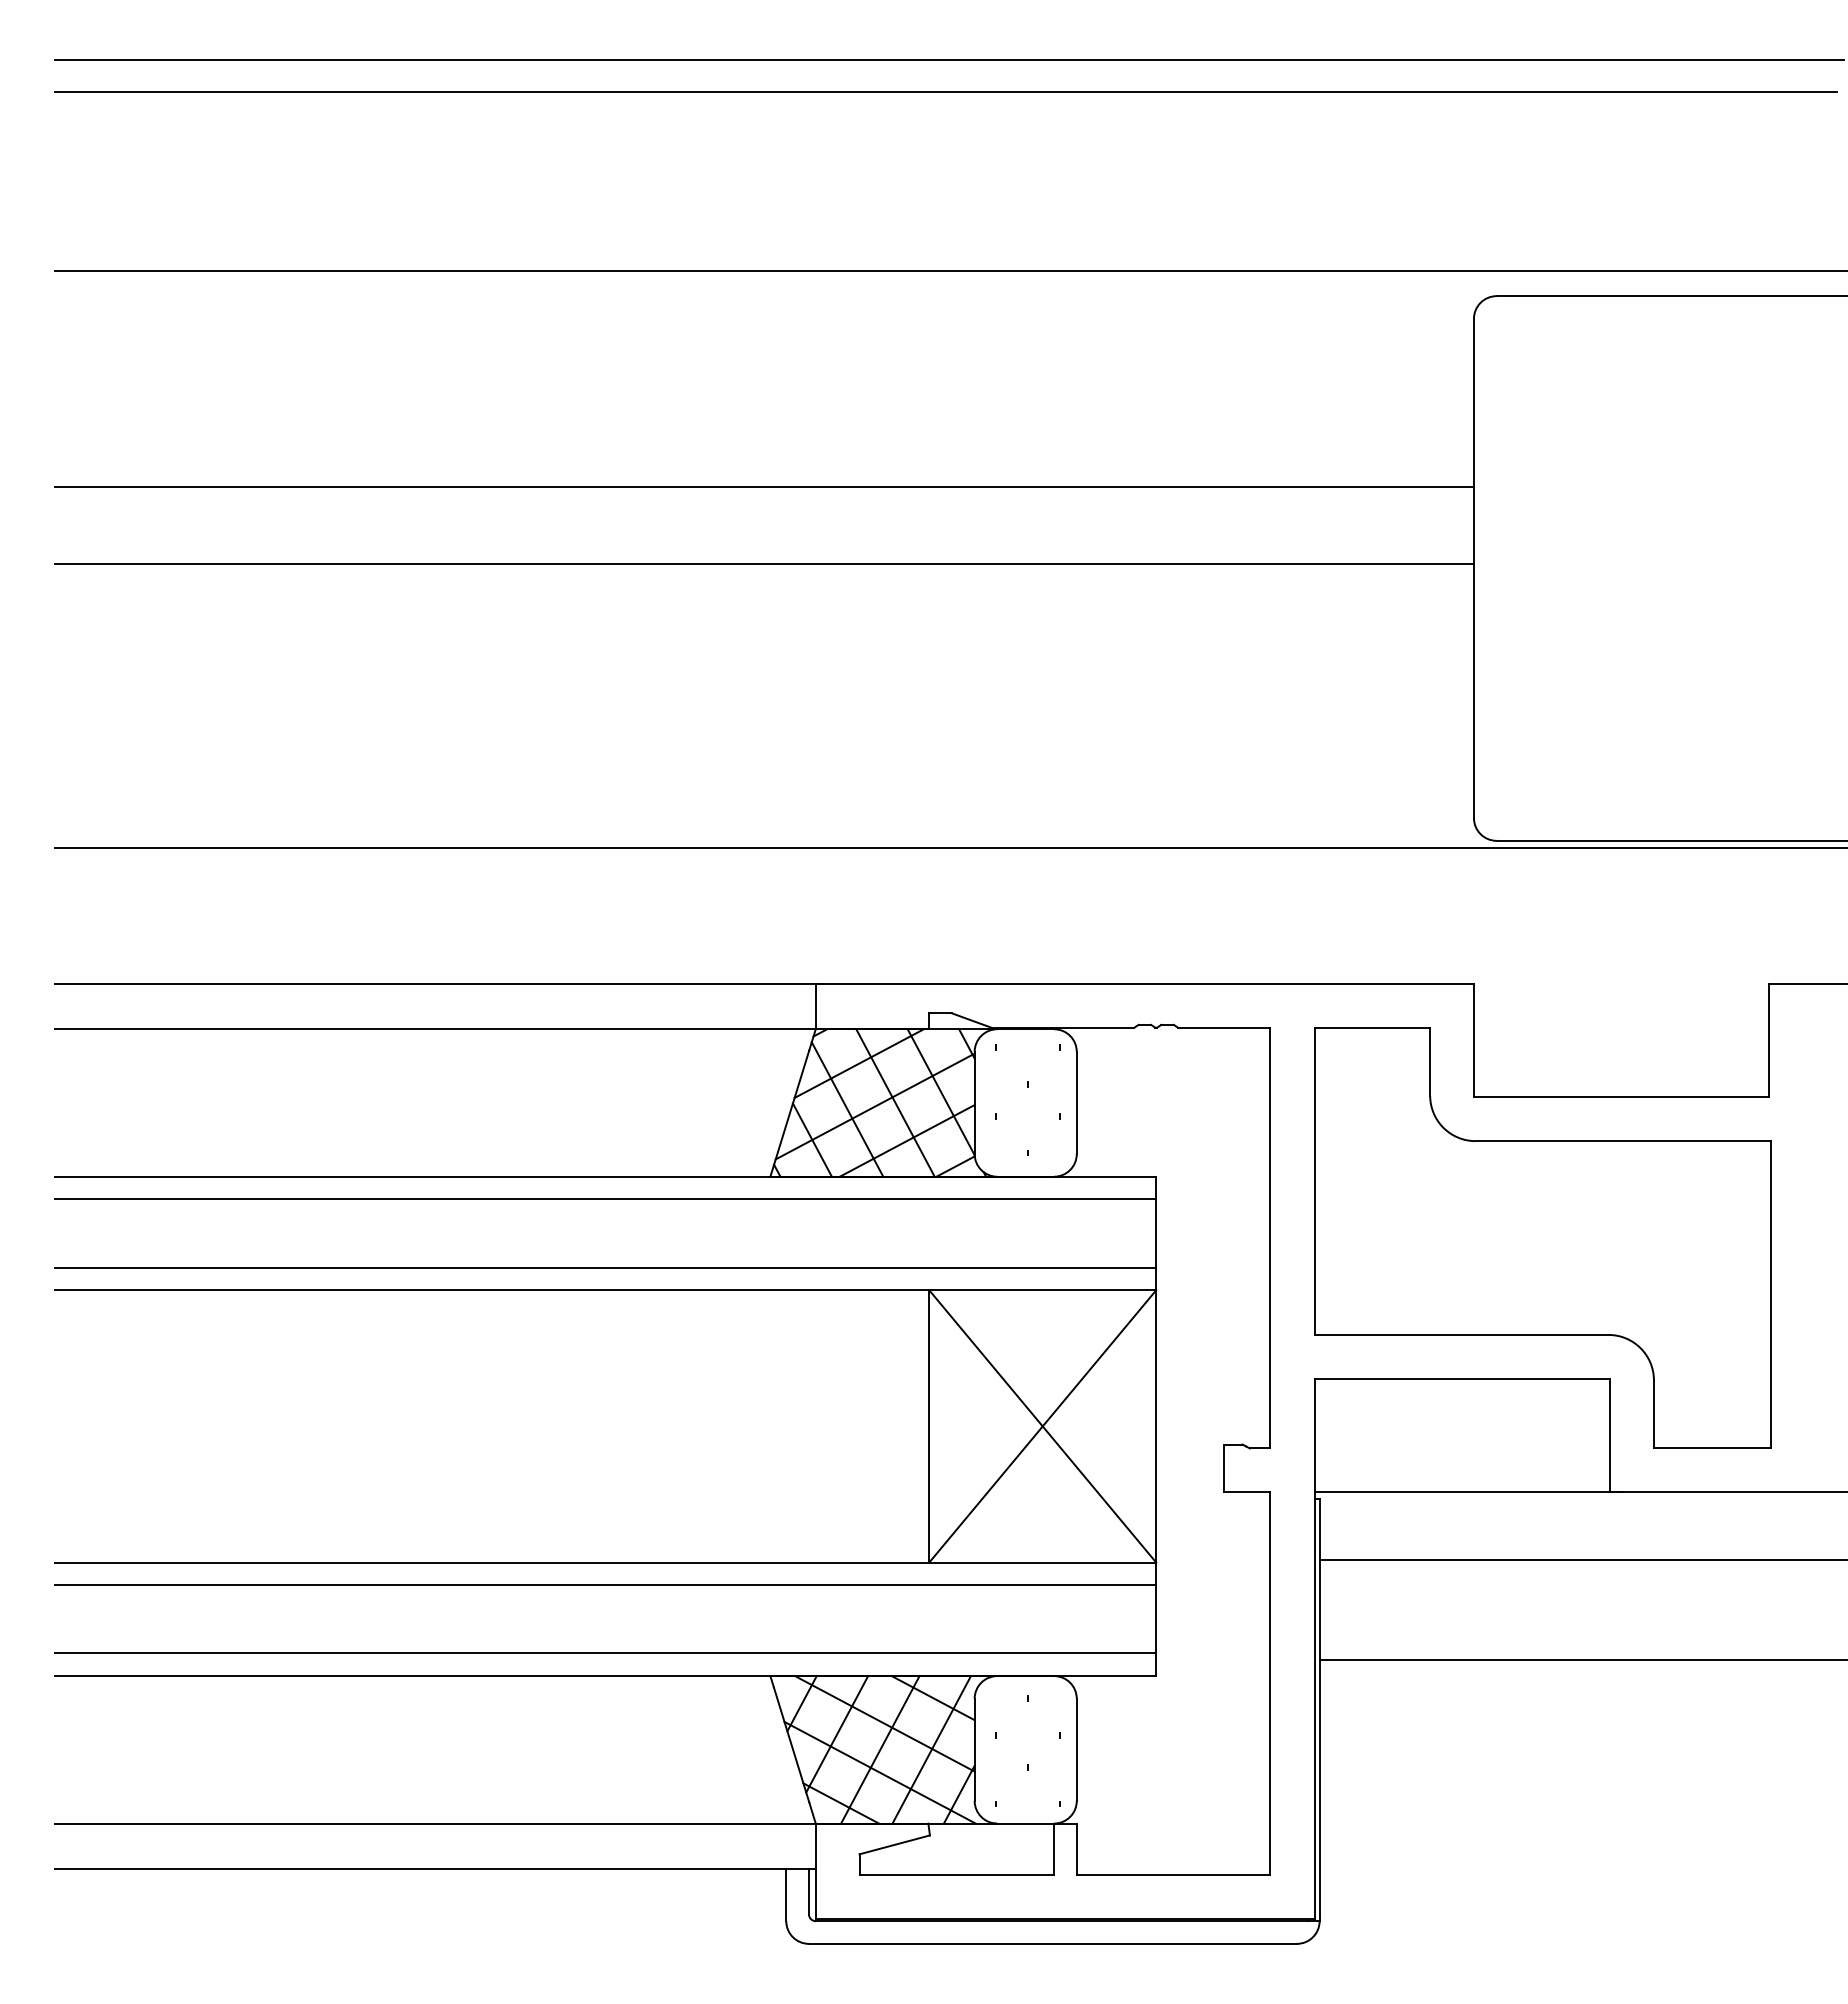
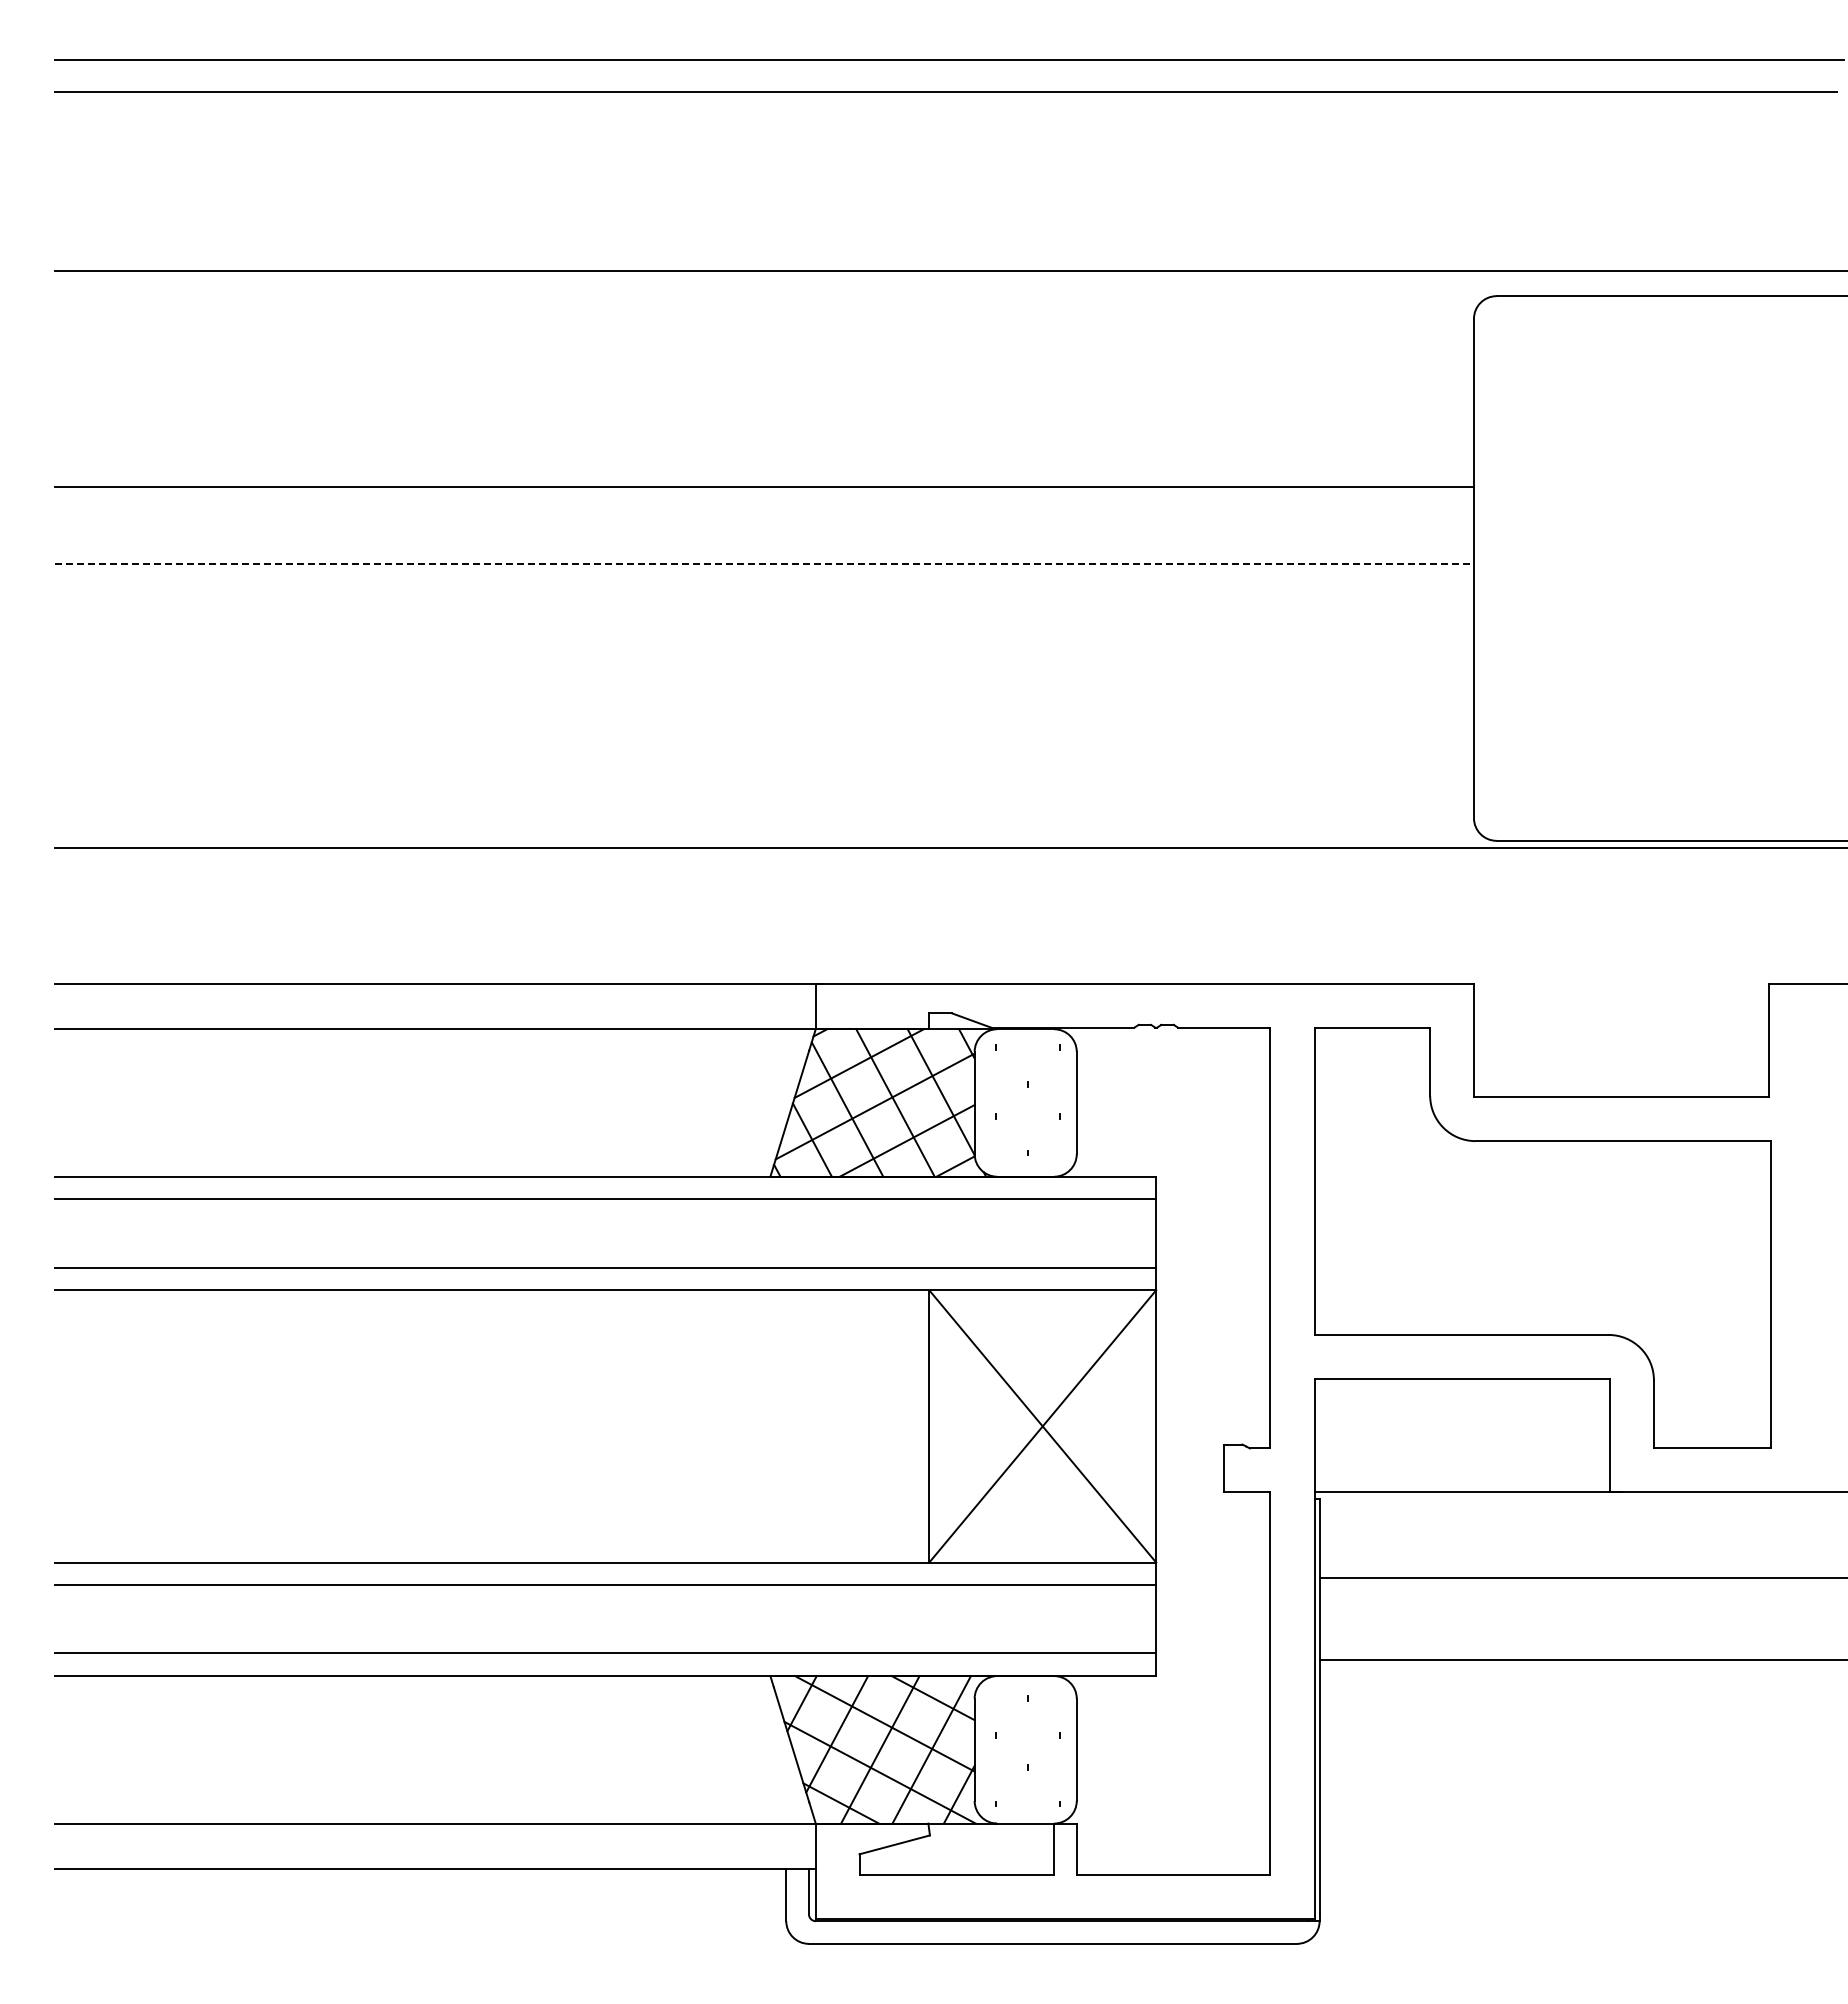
line: solid -> dashed (765, 563)
line position: (1581, 1560) -> (1581, 1578) (1581, 1578)
